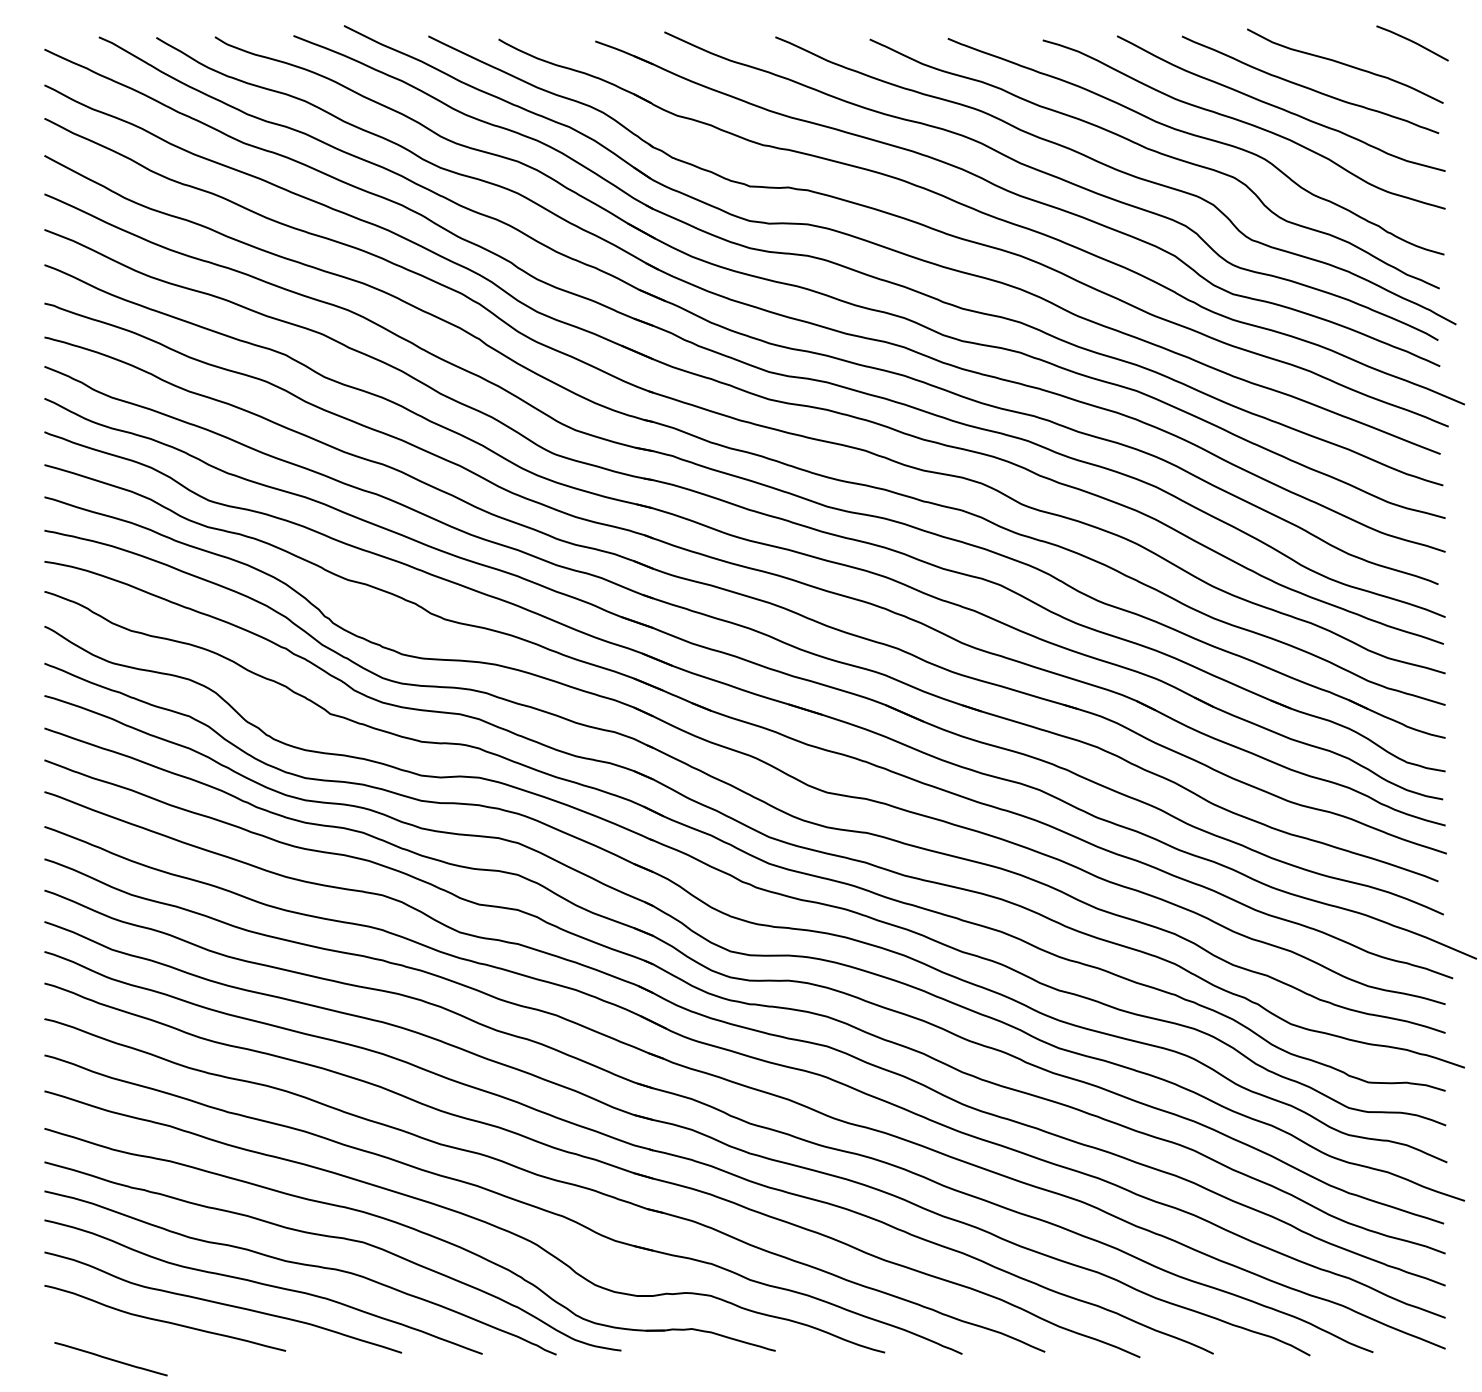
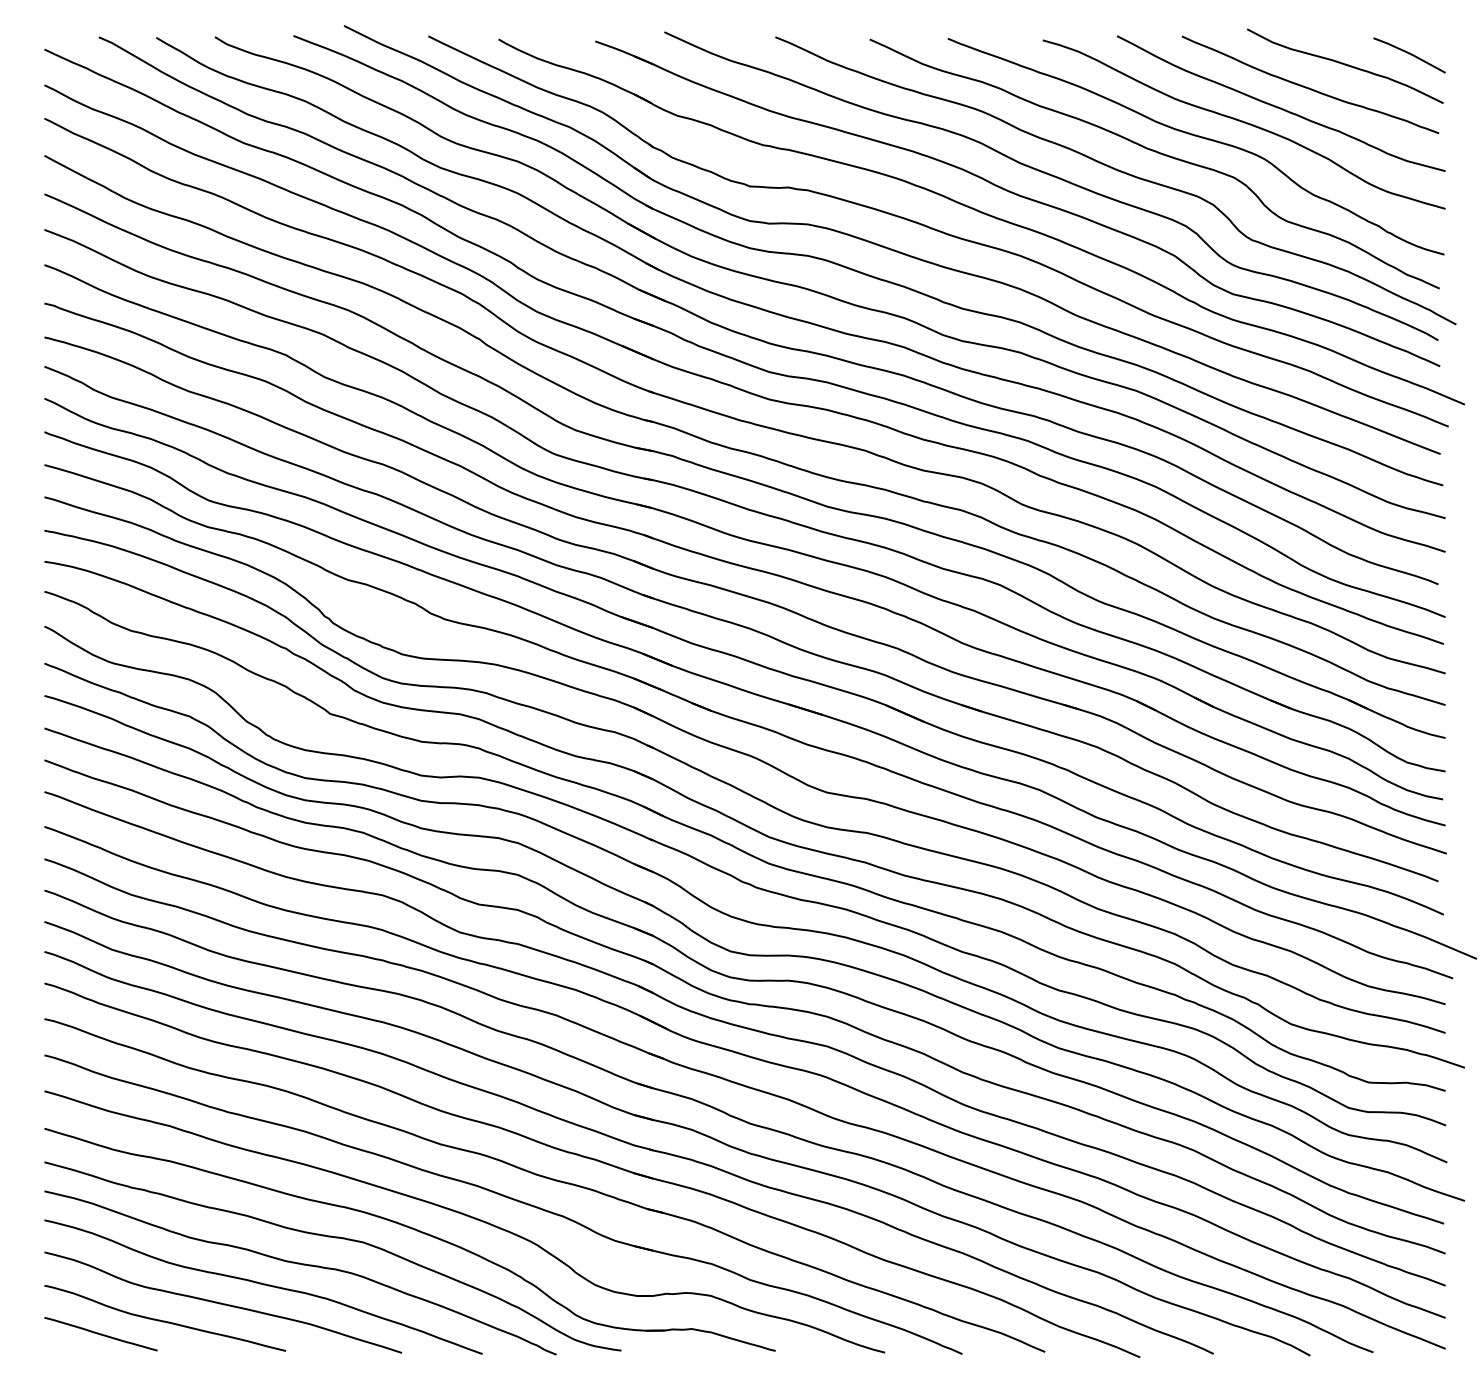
line position: (1412, 42) -> (1409, 54) (1409, 54)
line position: (110, 1359) -> (100, 1334) (100, 1334)
